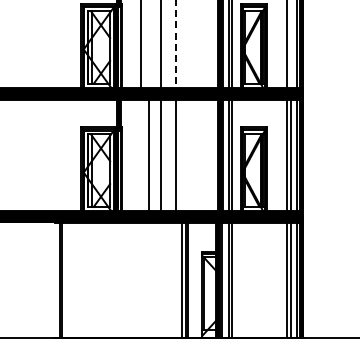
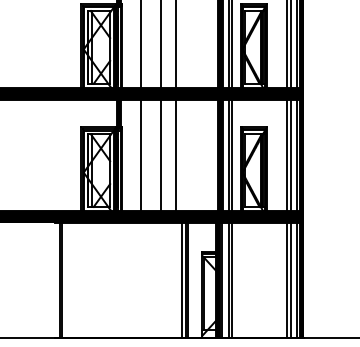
line: dashed -> solid (175, 43)
line: none -> present (291, 44)
line position: (149, 155) -> (141, 155) (141, 155)
